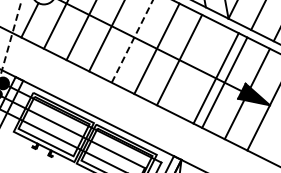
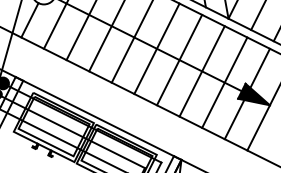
line: dashed -> solid (11, 38)
line: dashed -> solid (132, 41)
line position: (215, 78) -> (201, 71) (201, 71)
